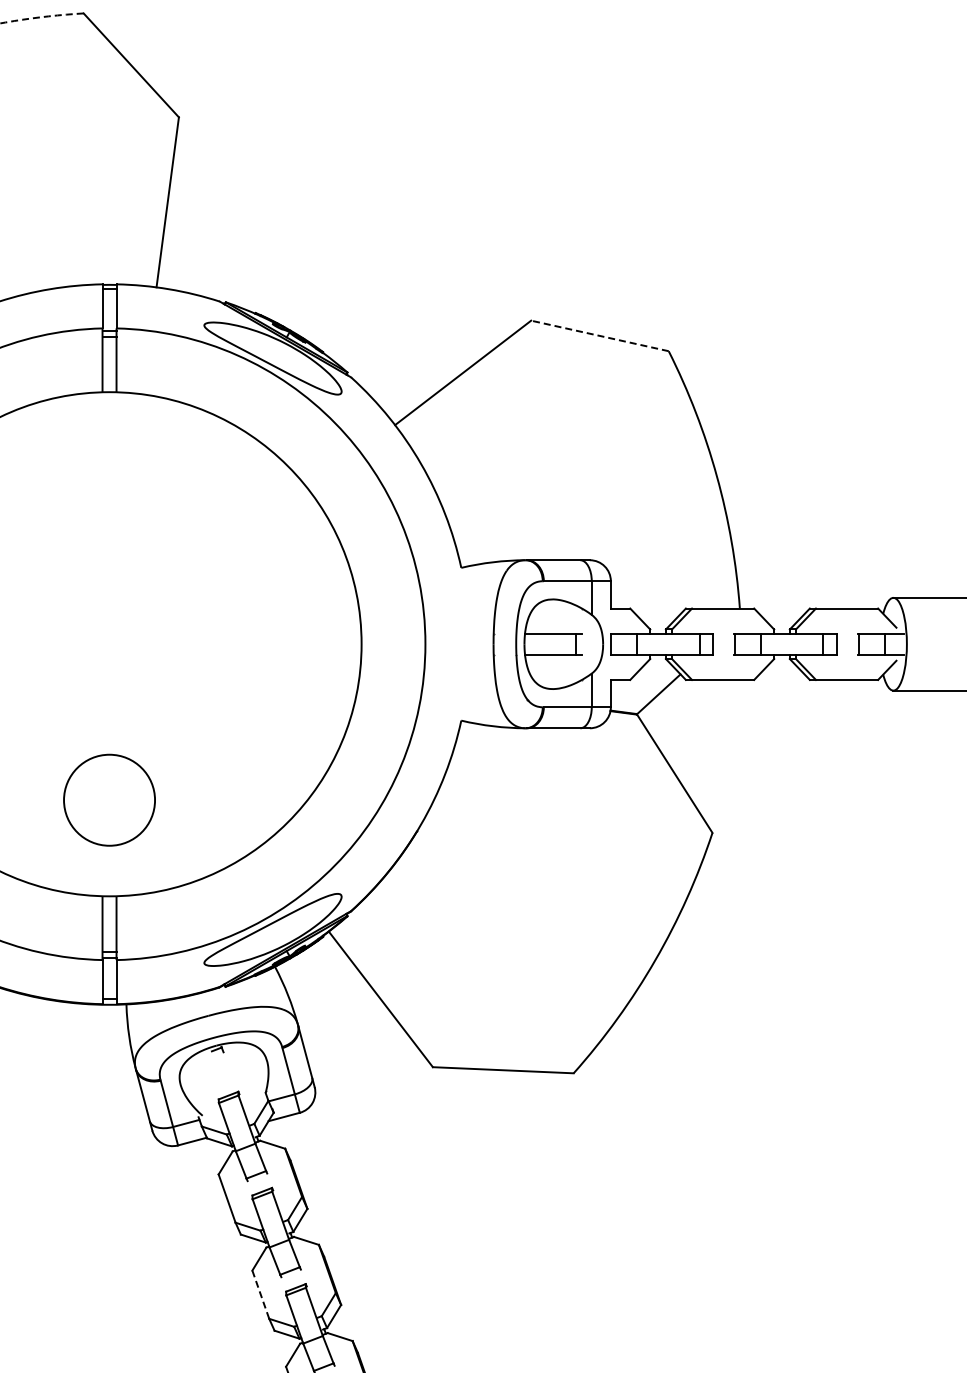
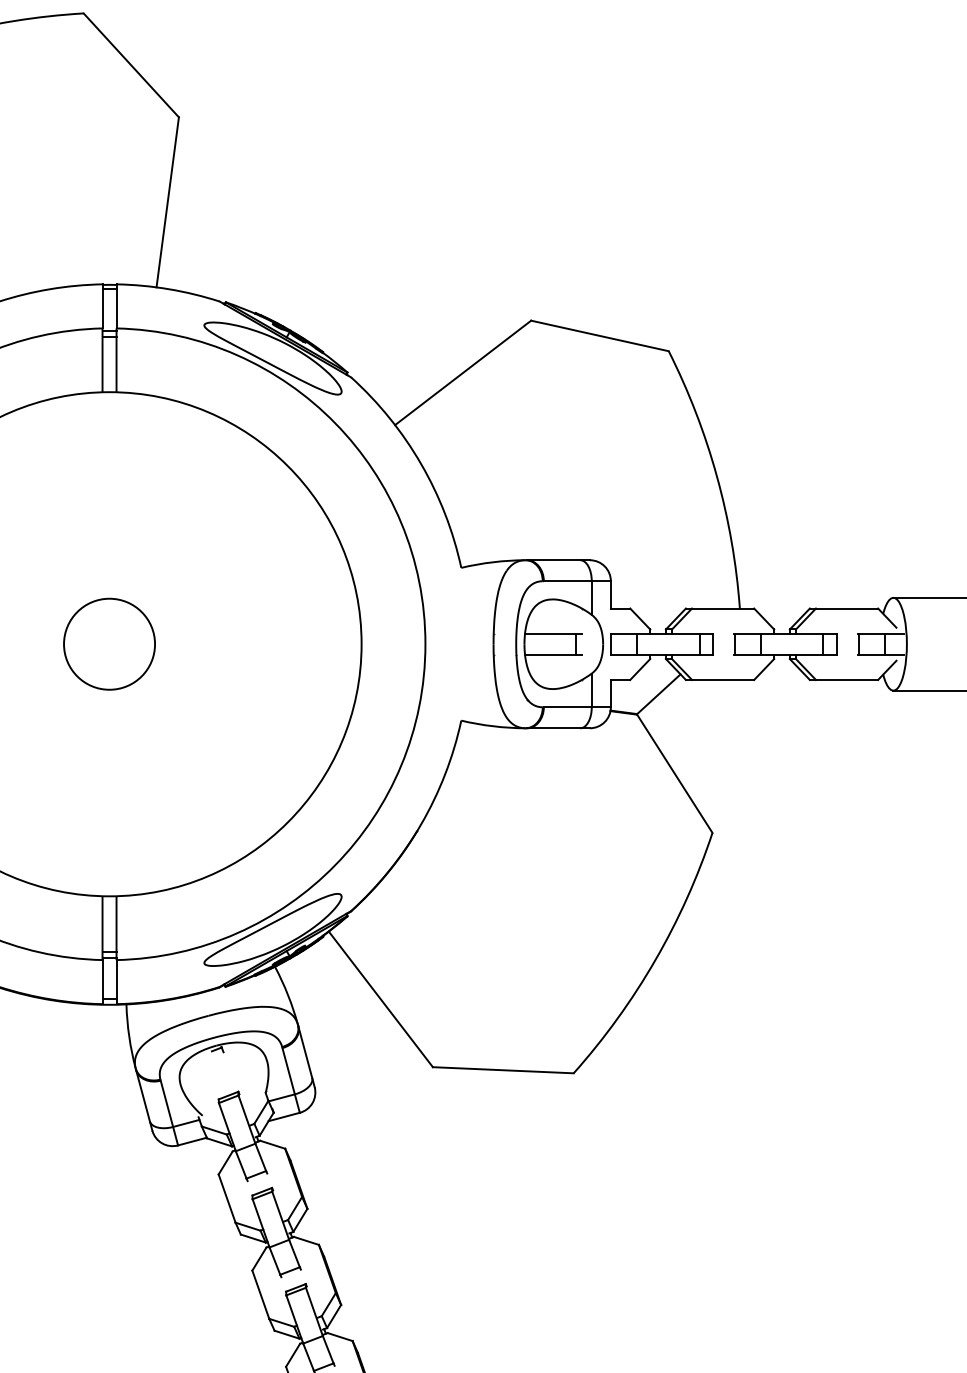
arc: dashed -> solid (41, 17)
line: dashed -> solid (599, 335)
circle position: (109, 799) -> (109, 643) (109, 643)
line: dashed -> solid (260, 1294)
